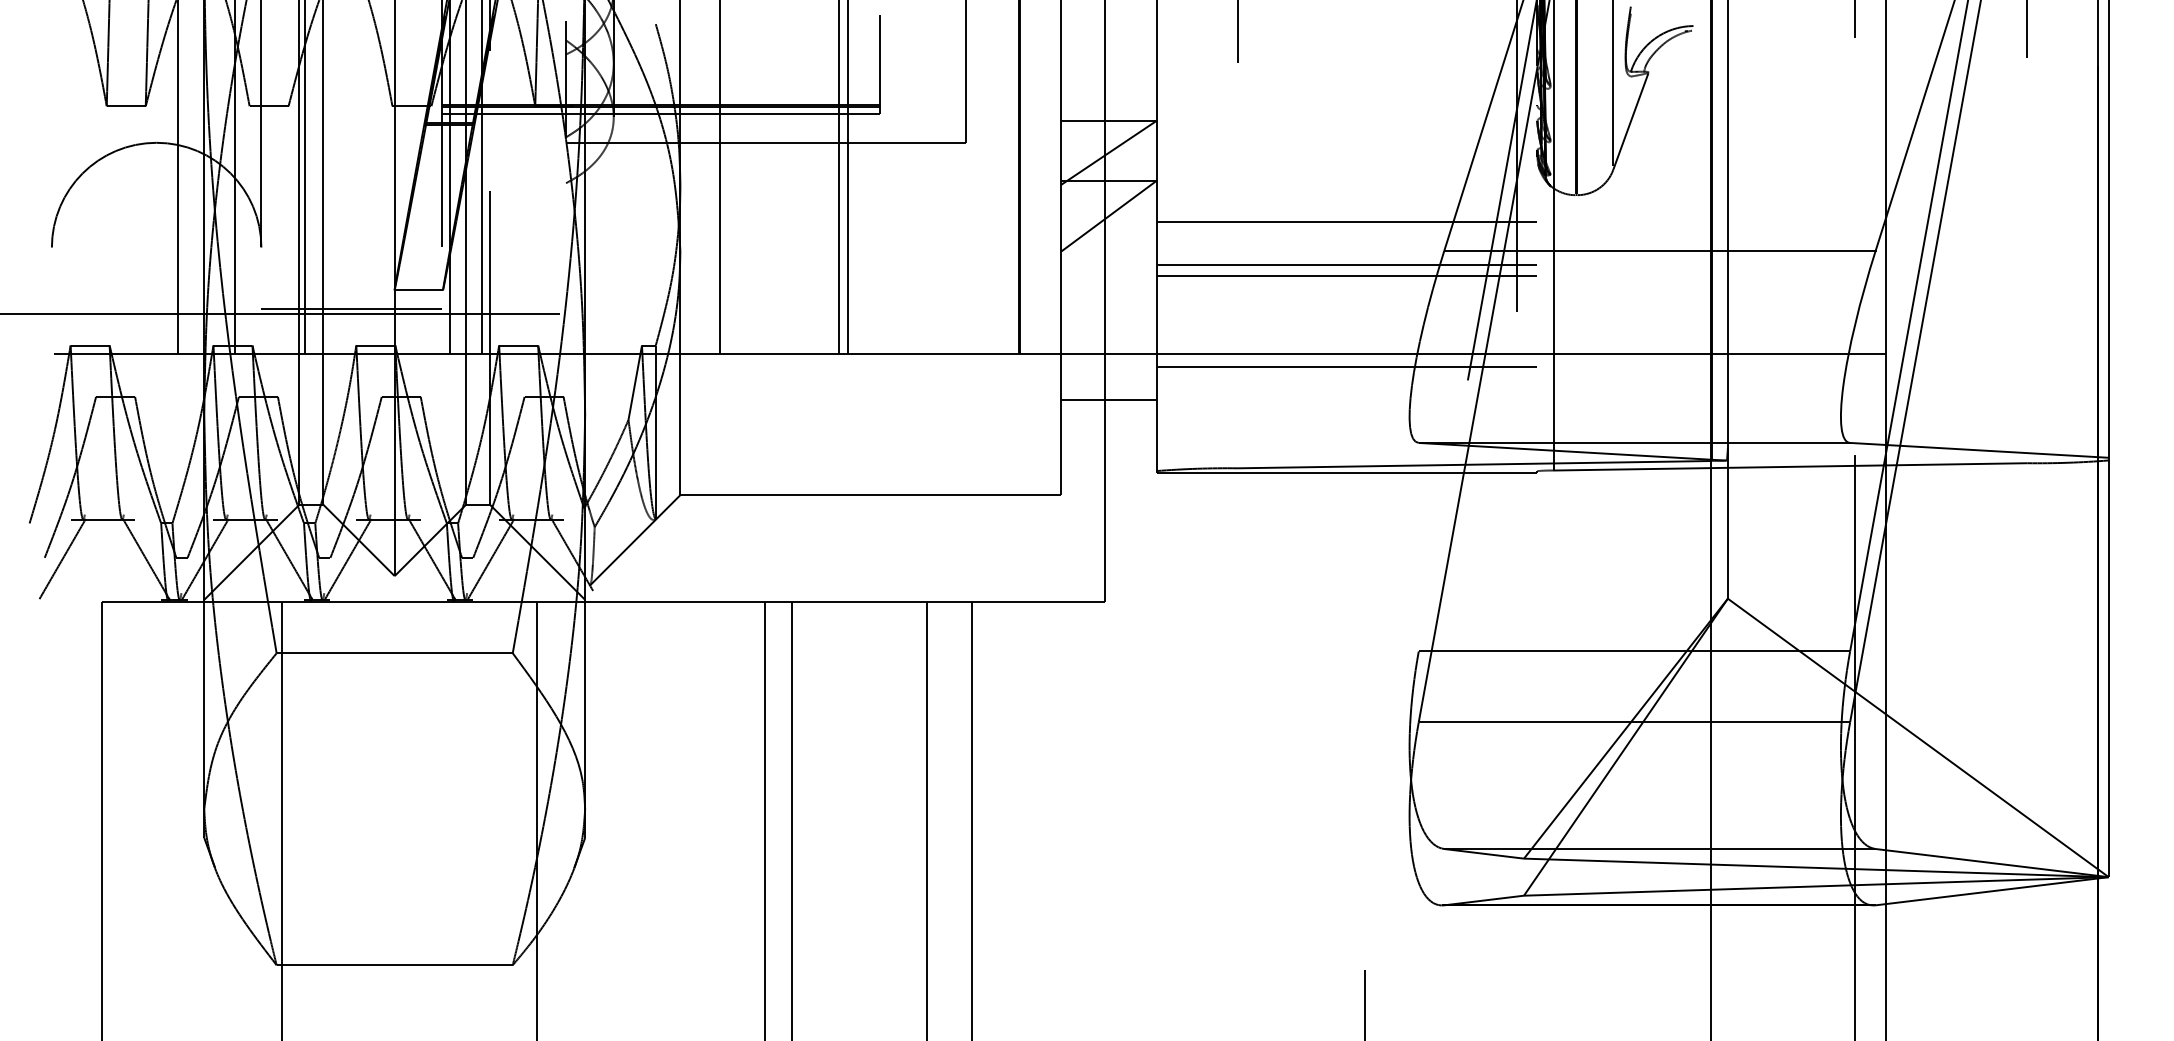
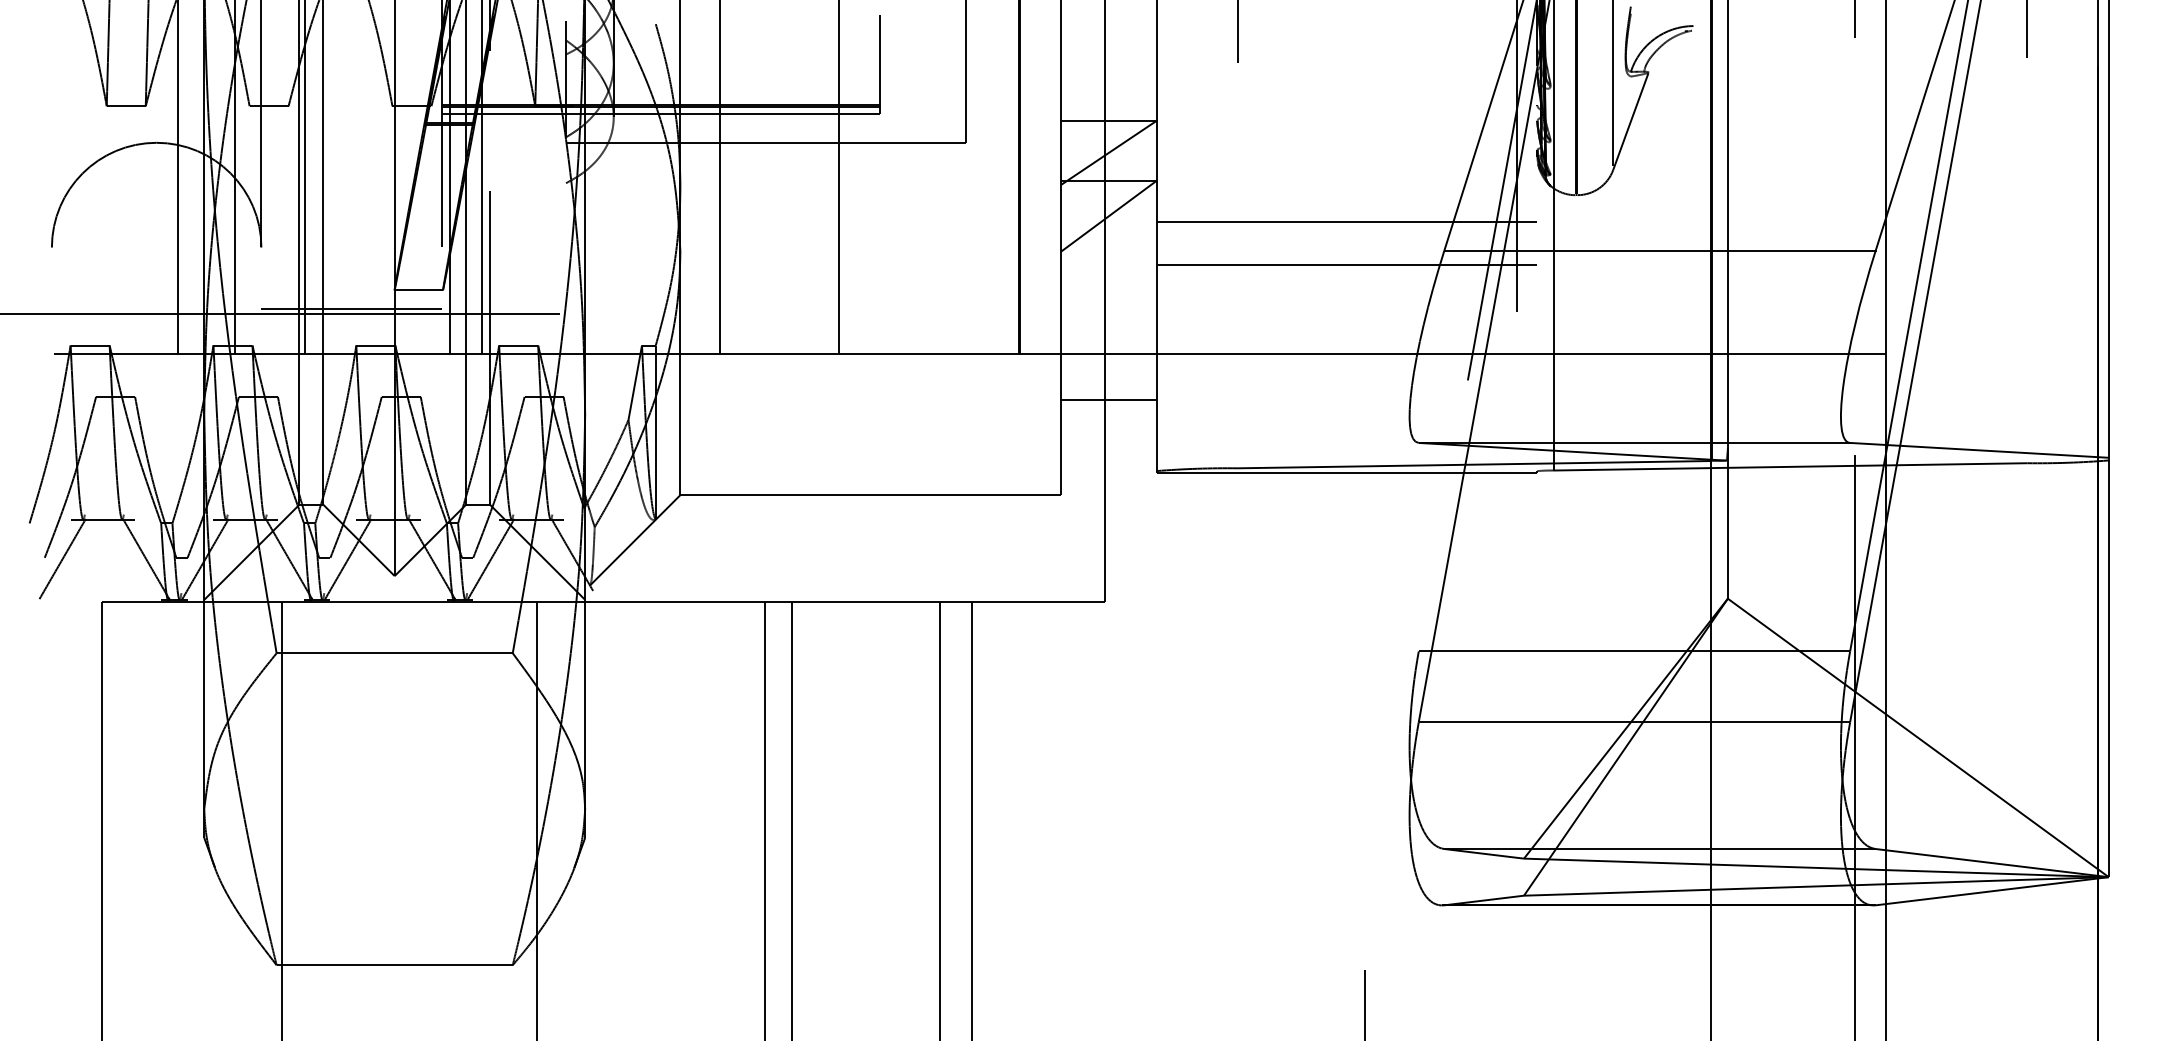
line: present -> none (847, 178)
line: present -> none (1346, 275)
line: present -> none (1346, 366)
line position: (926, 819) -> (939, 819) (939, 819)
